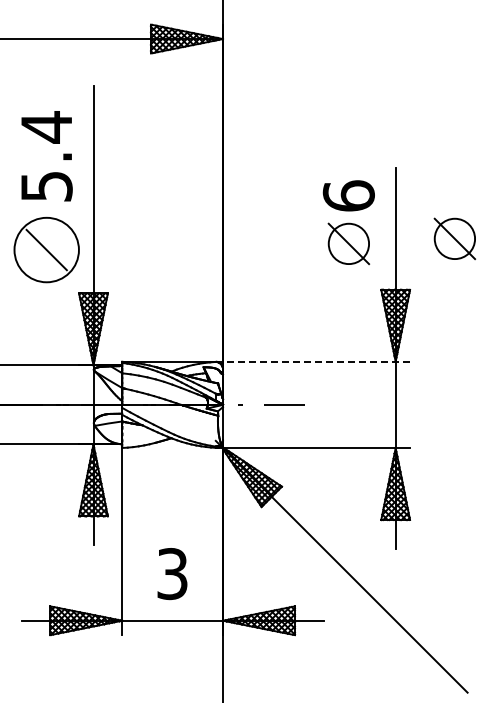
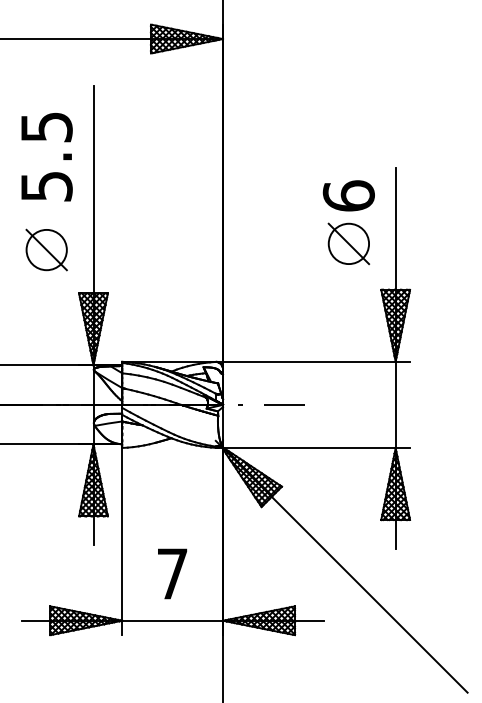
text: 5.4 -> 5.5 (46, 127)
part: present -> none (454, 238)
circle diameter: 64 px -> 40 px (46, 249)
line: dashed -> solid (312, 361)
text: 3 -> 7 (172, 574)
